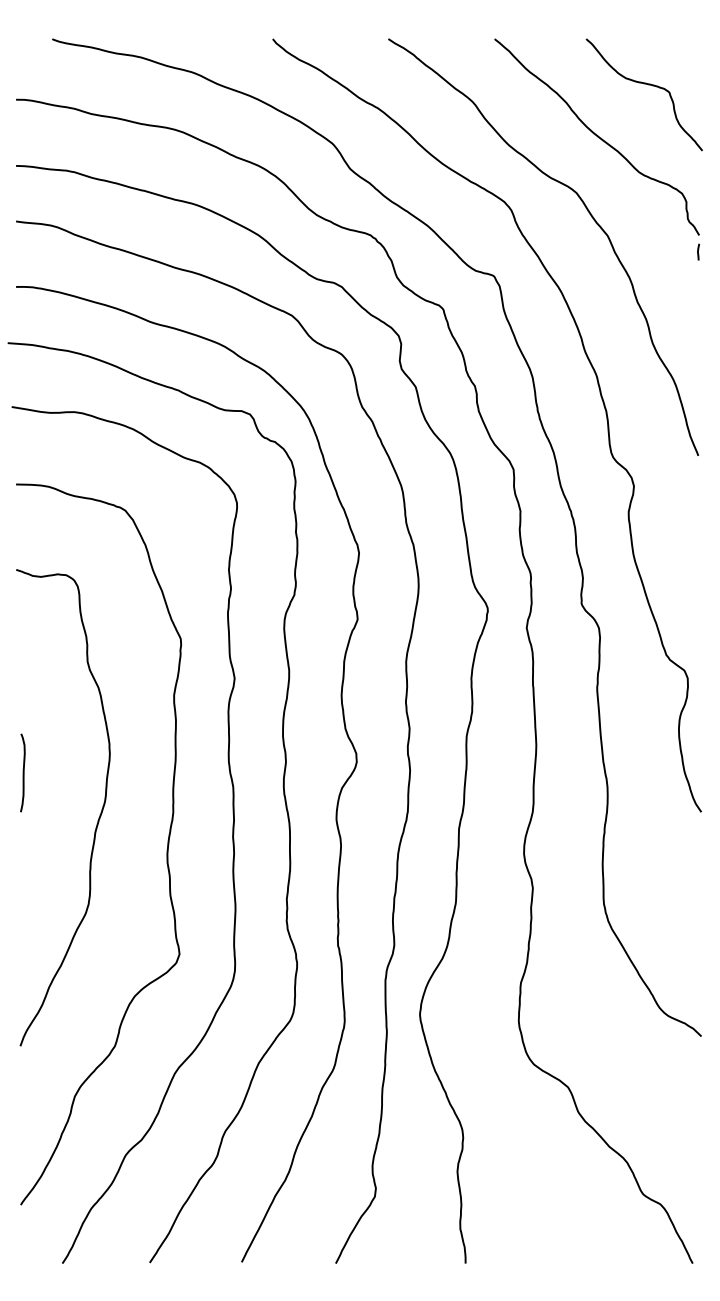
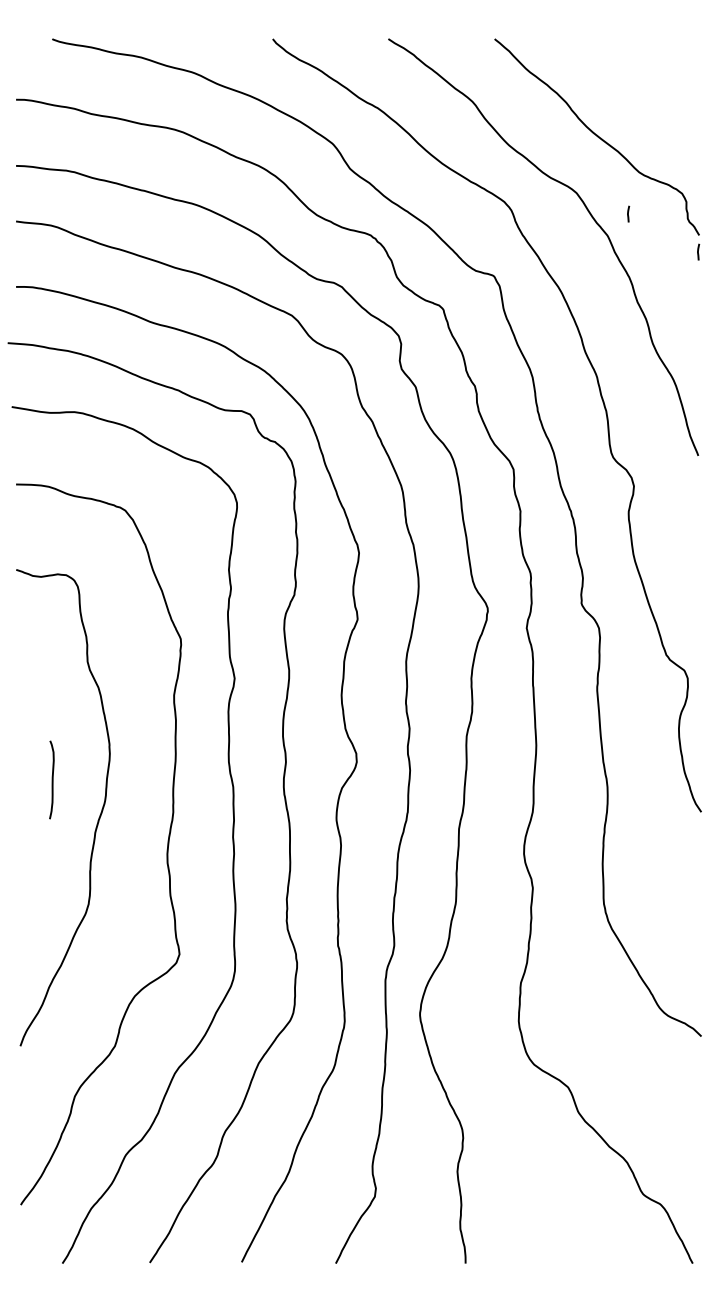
curve: present -> none (643, 84)
line: none -> present (628, 213)
curve position: (22, 772) -> (51, 779) (51, 779)
